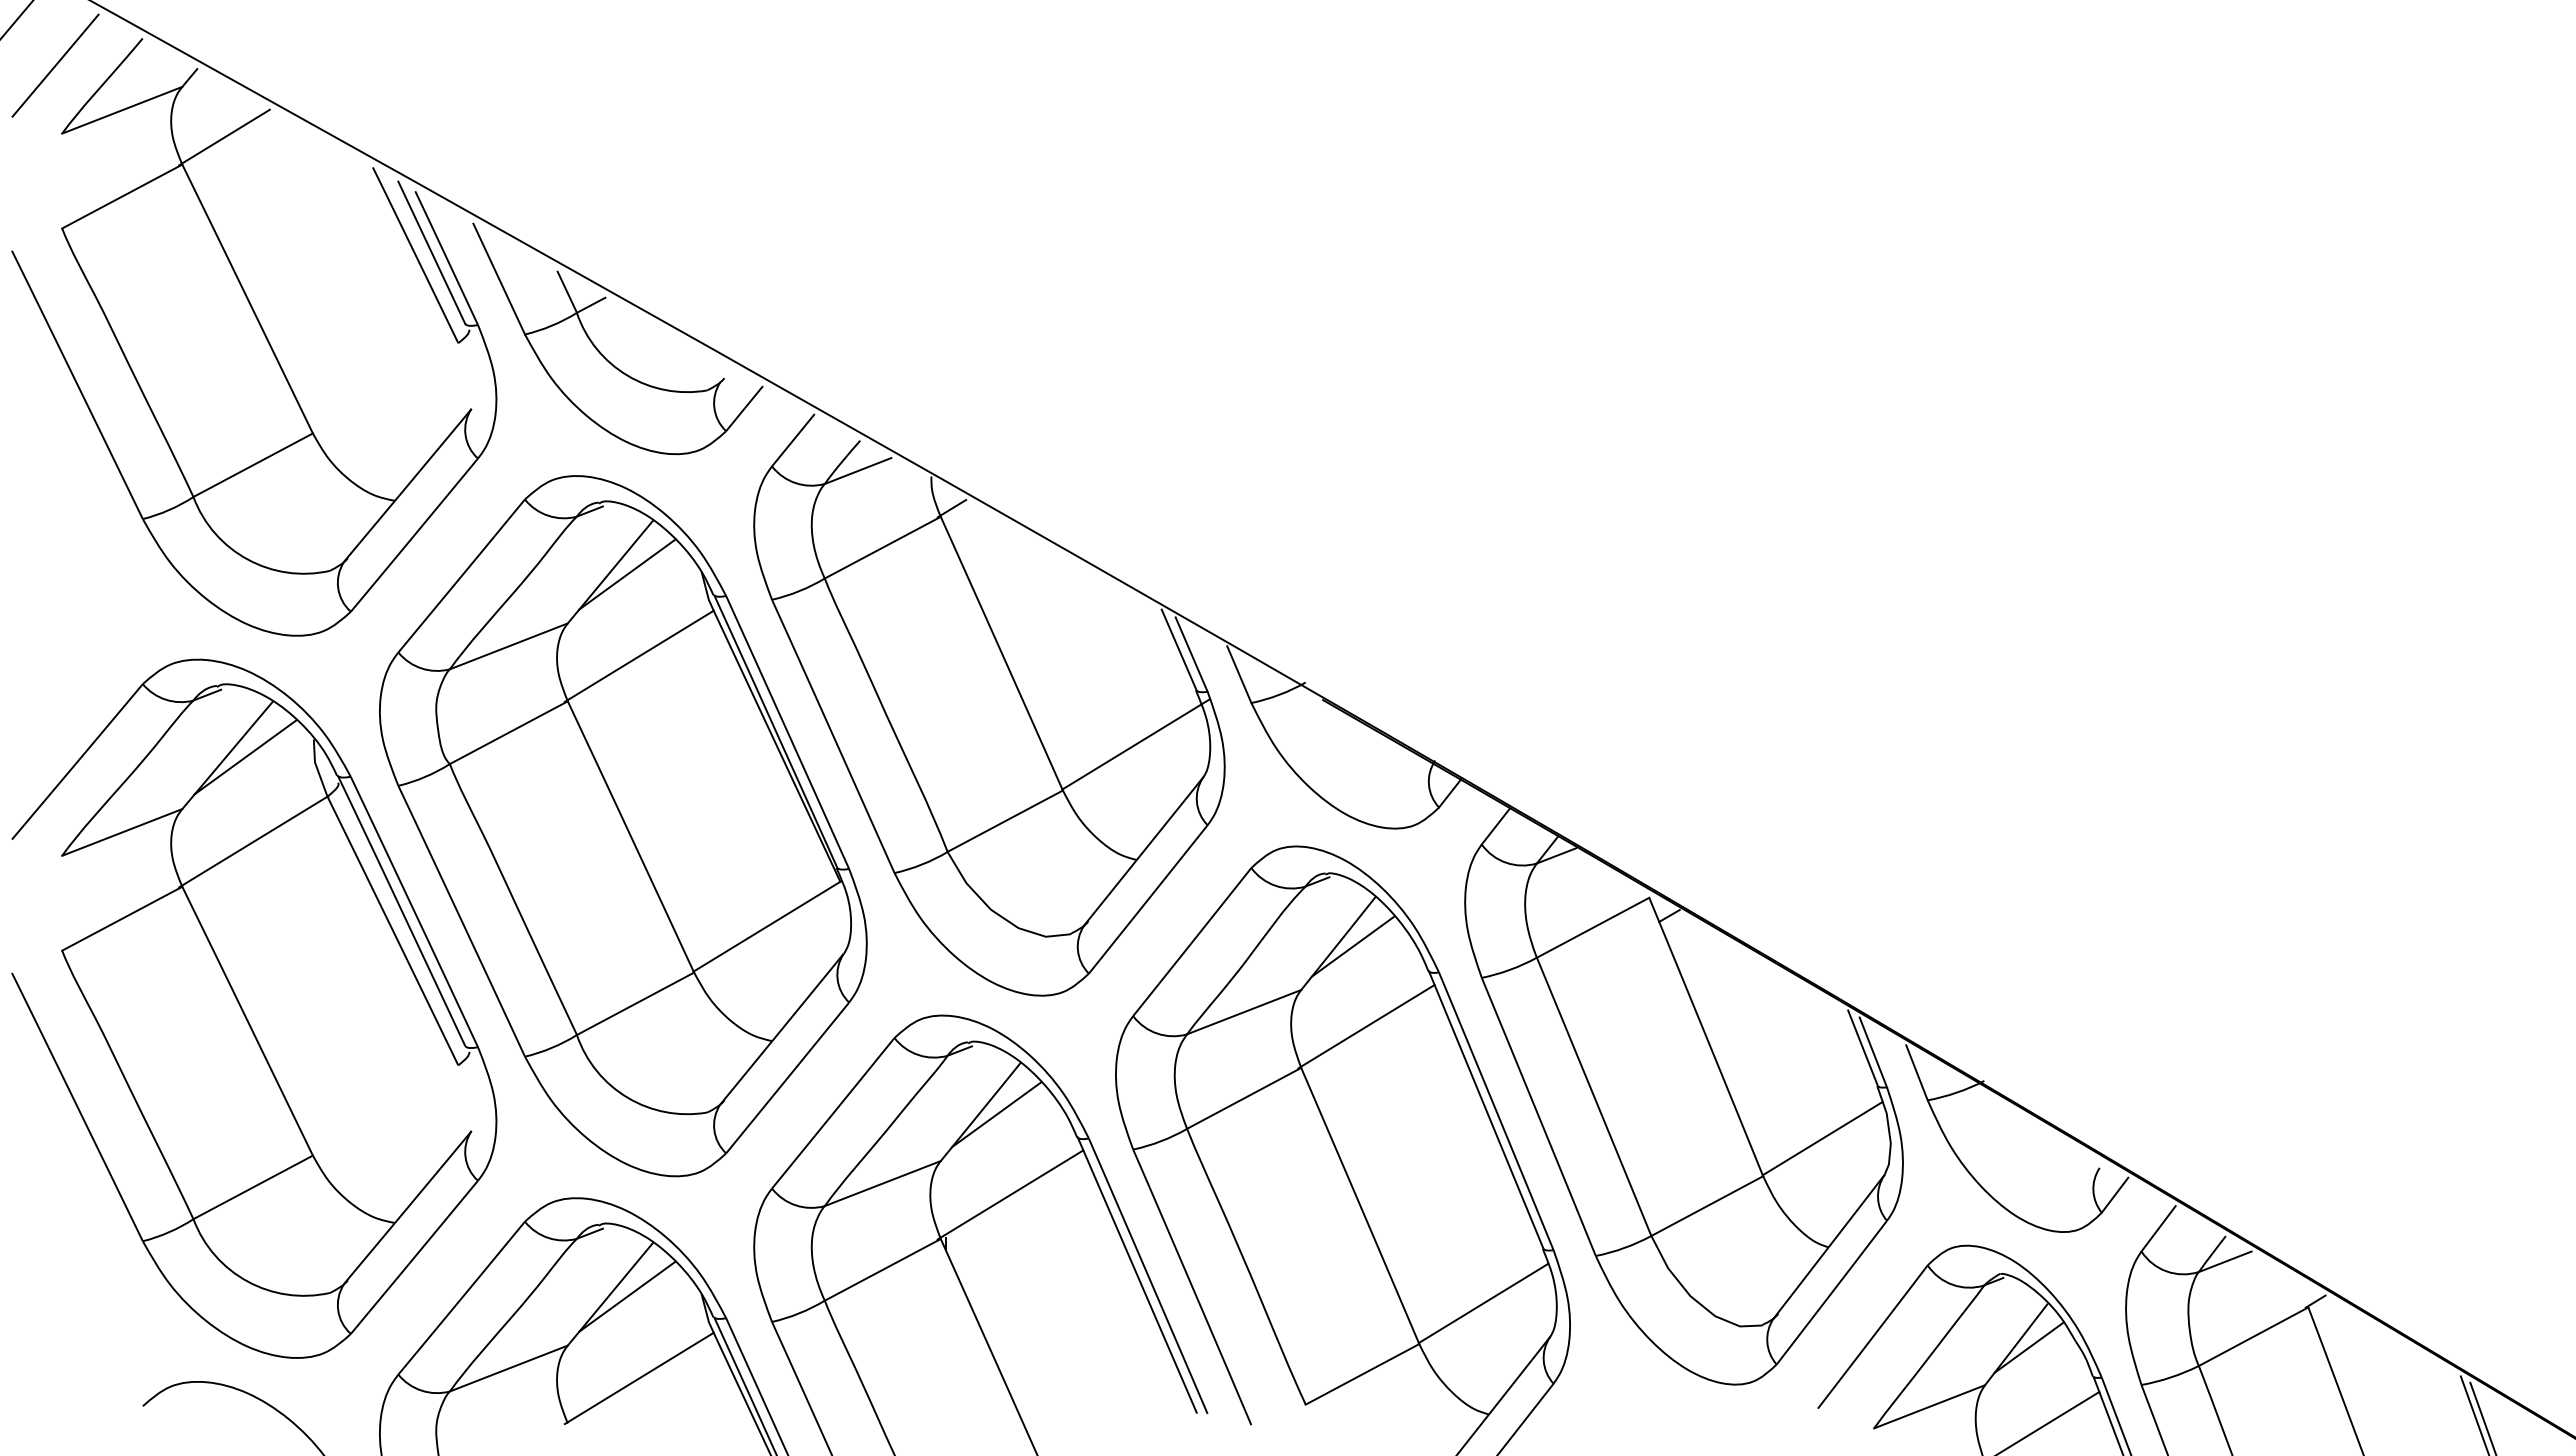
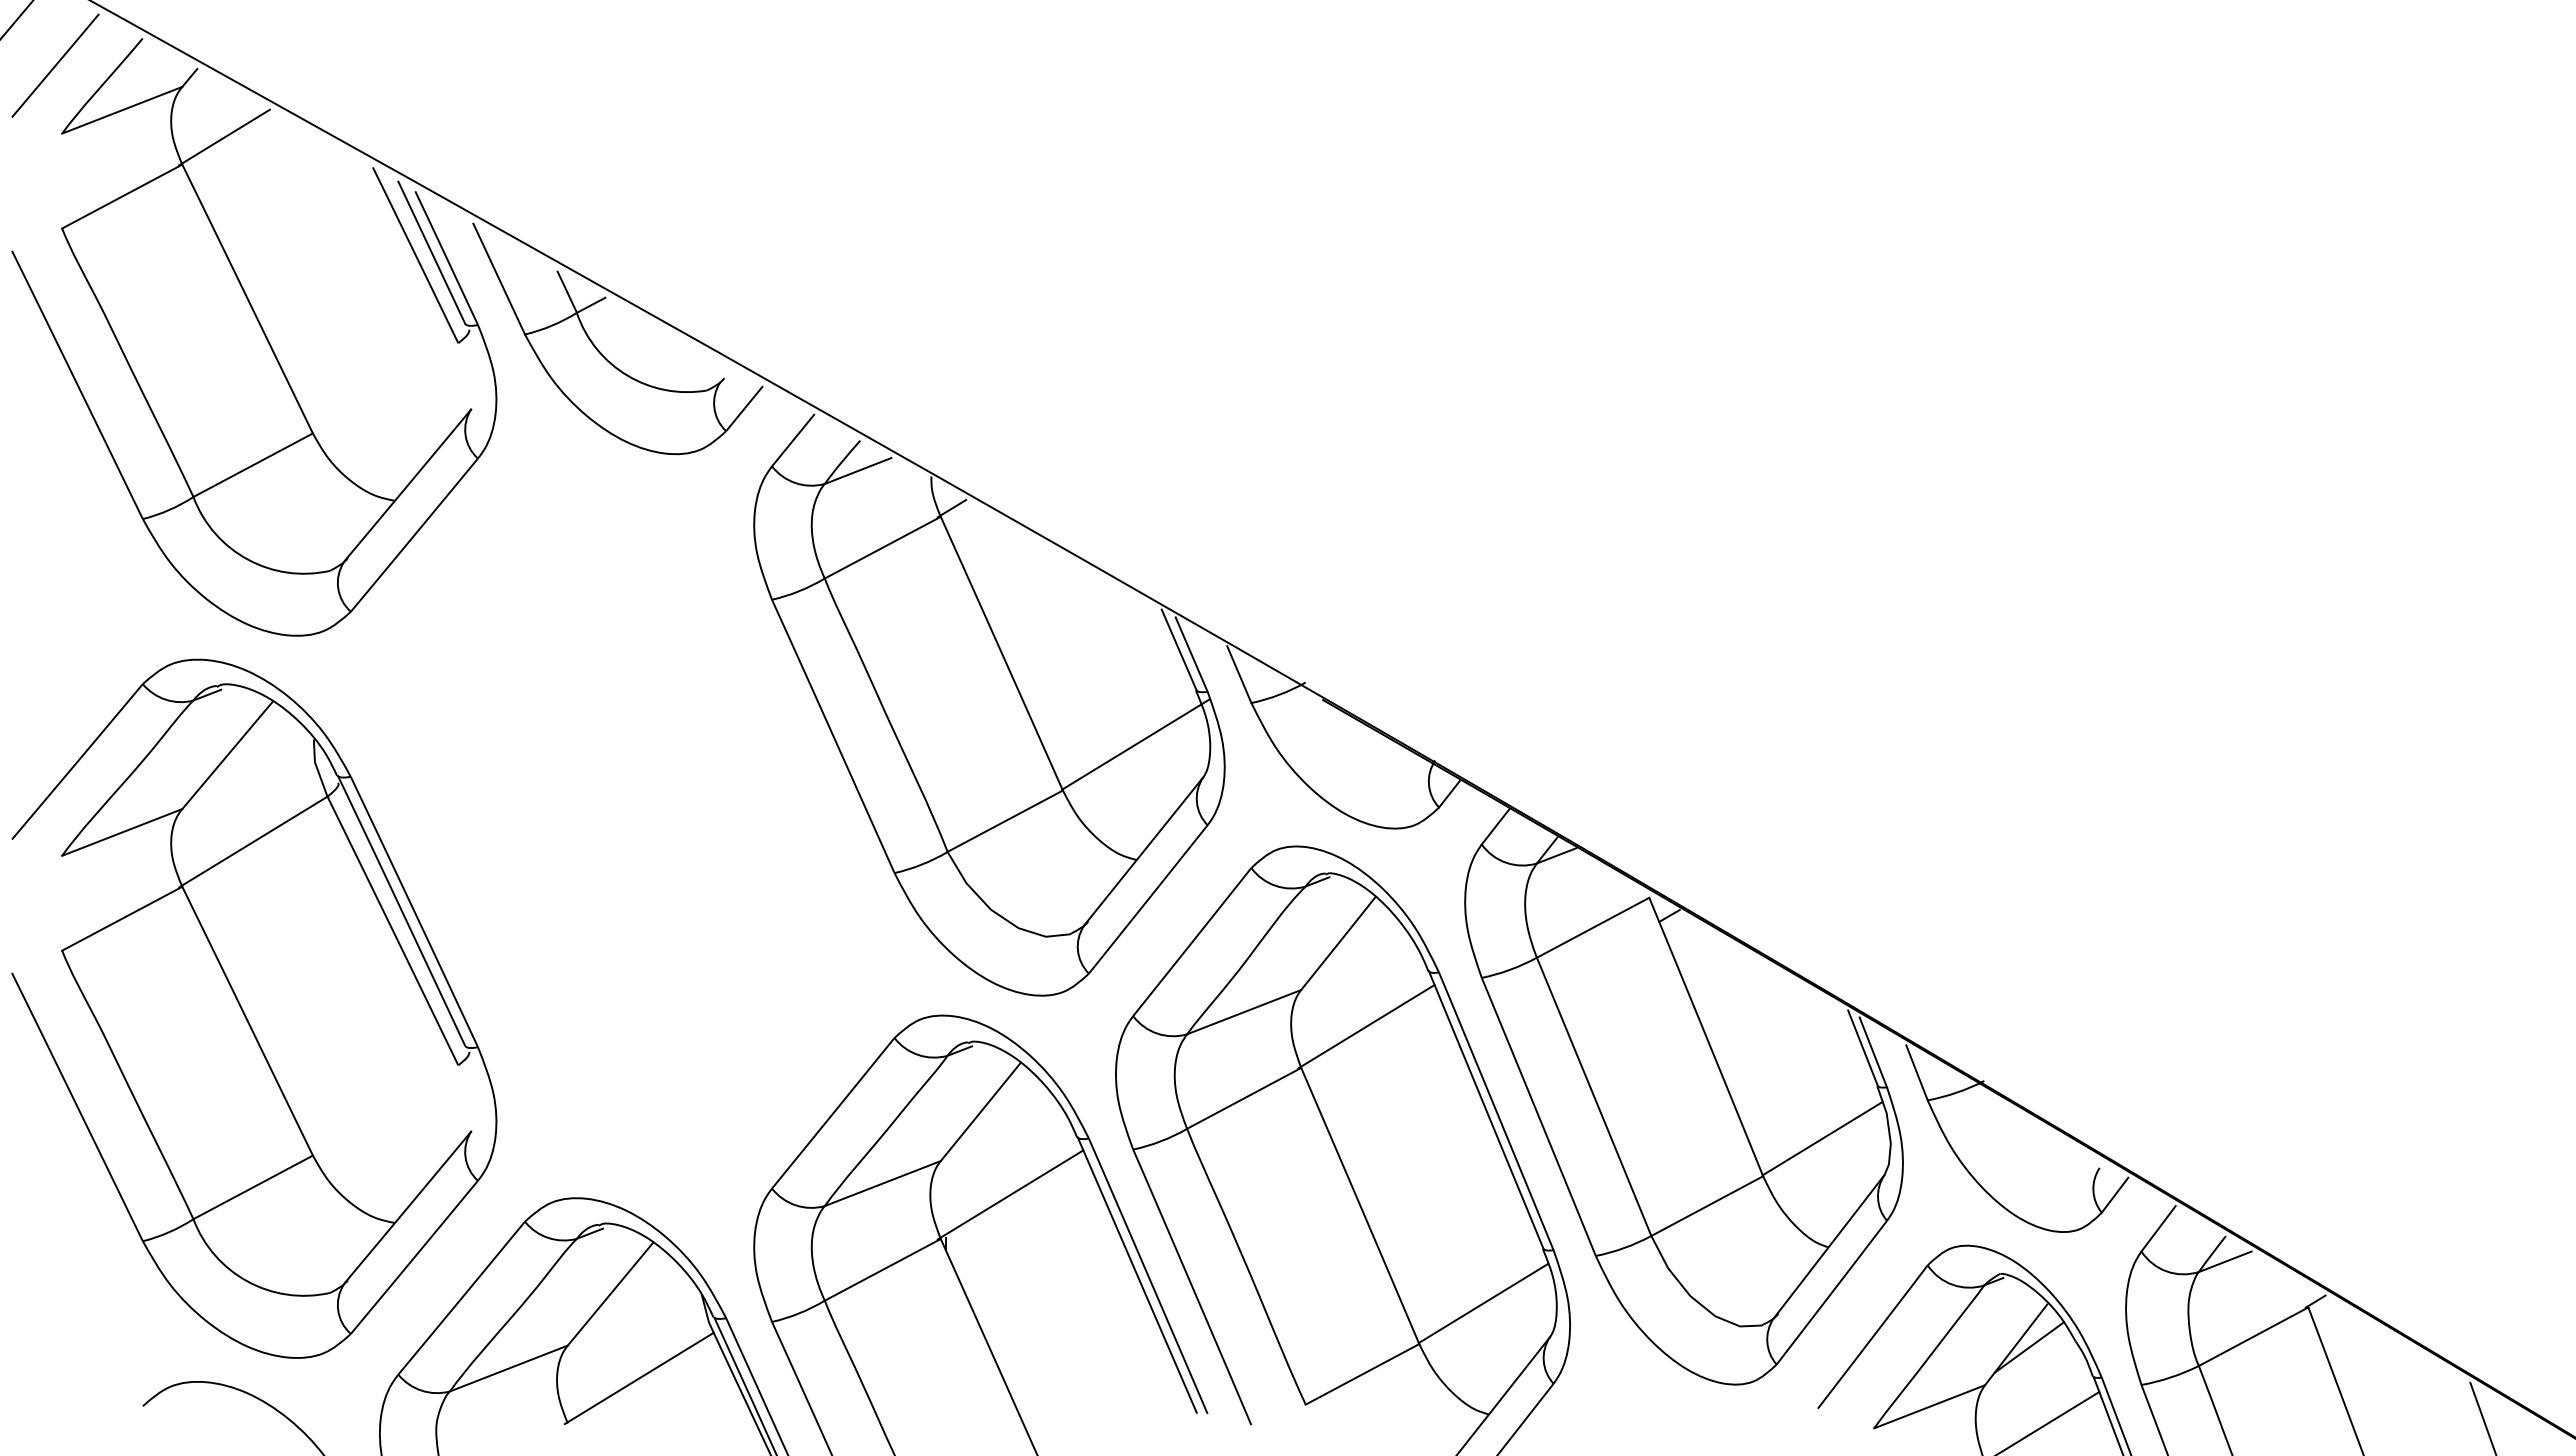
line: present -> none (245, 757)
part: present -> none (623, 826)
line: present -> none (1352, 946)
line: present -> none (996, 1114)
line: present -> none (627, 1296)
line: present -> none (2473, 1414)
